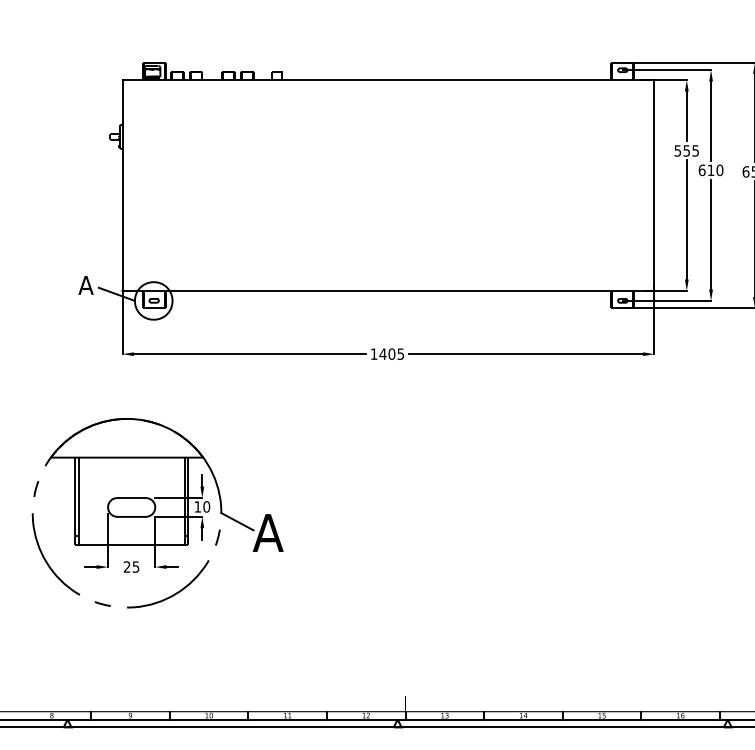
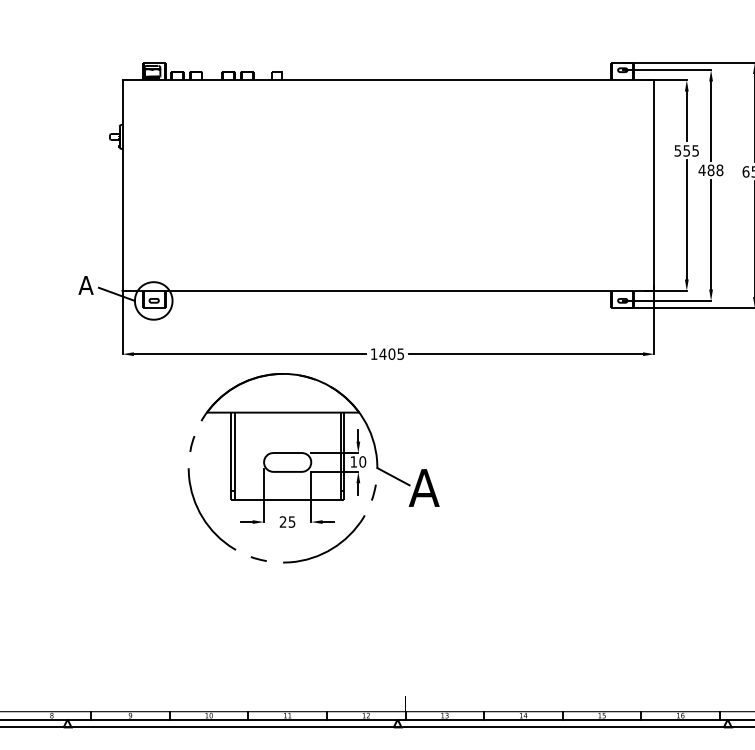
text: 610 -> 488 (710, 170)
part position: (157, 513) -> (313, 468) (313, 468)
